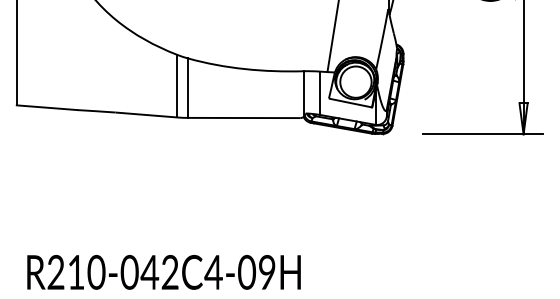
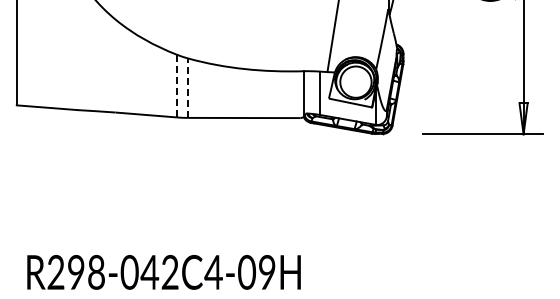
line: solid -> dashed (176, 86)
line: solid -> dashed (188, 88)
text: R210-042C4-09H -> R298-042C4-09H (86, 272)
